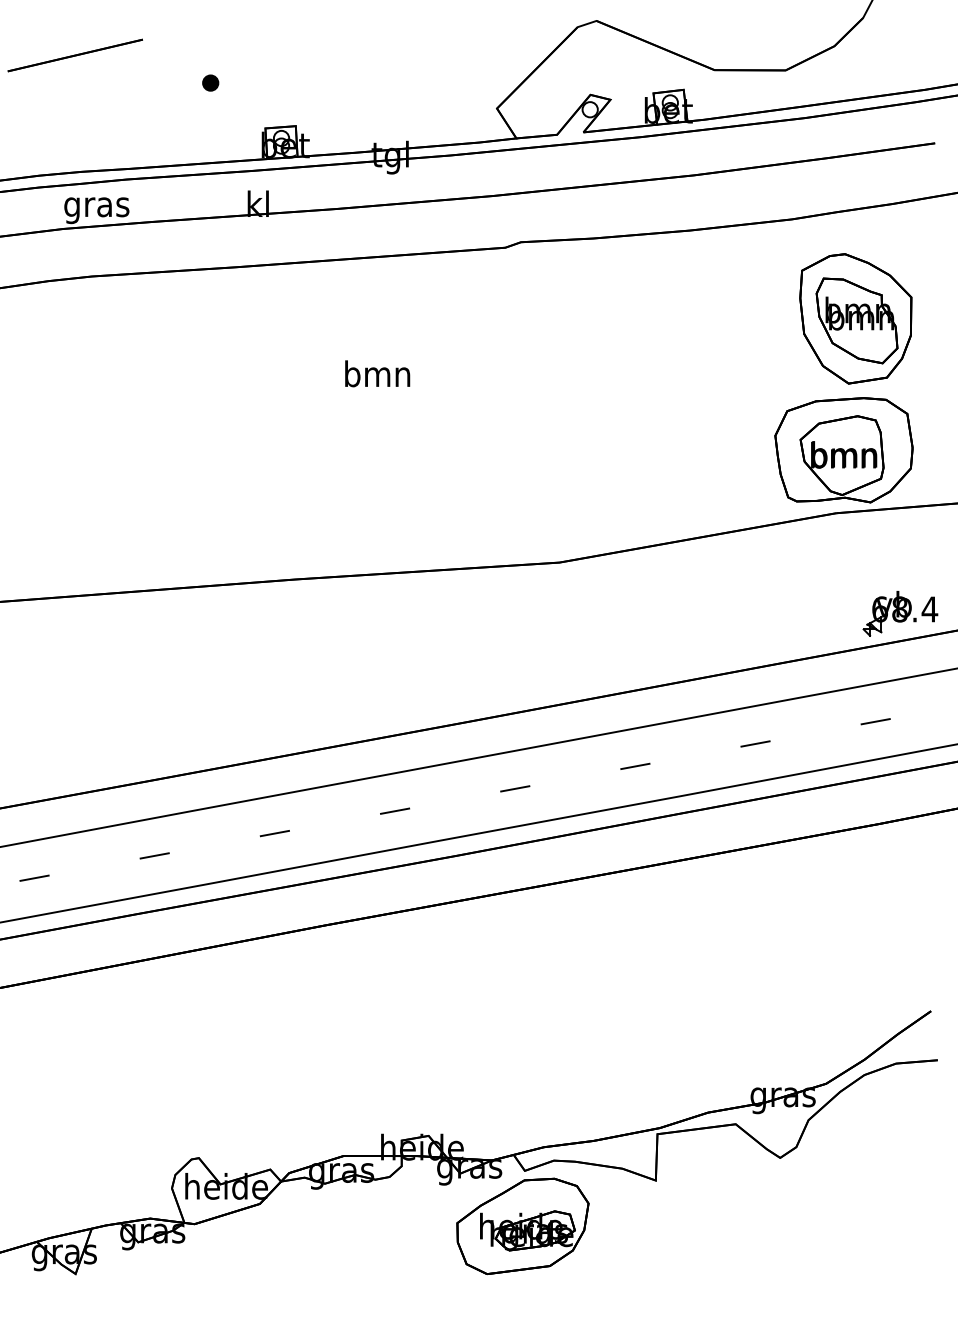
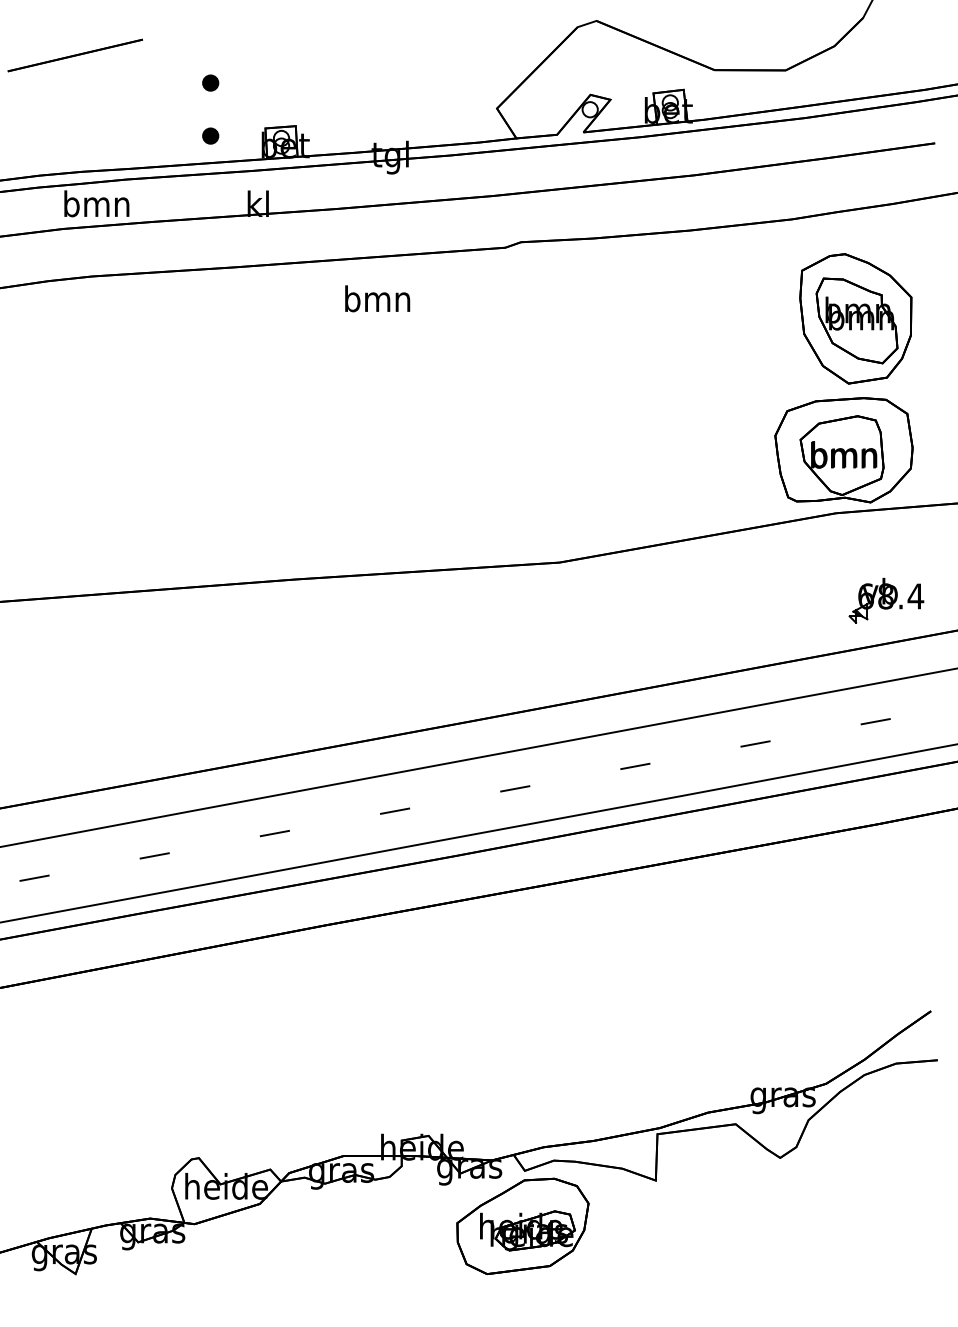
part: none -> present (210, 135)
text: gras -> bmn (96, 207)
text position: (377, 373) -> (377, 298) (377, 298)
part position: (900, 613) -> (886, 600) (886, 600)
